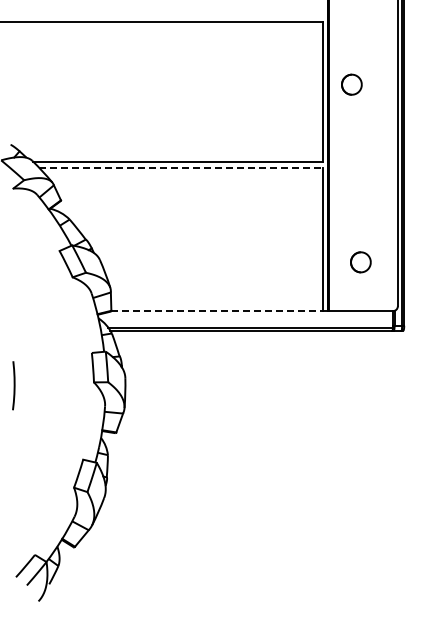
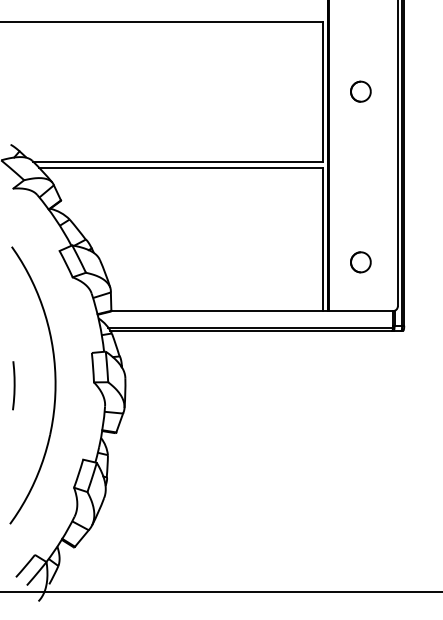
part position: (351, 84) -> (360, 91) (360, 91)
line: dashed -> solid (181, 167)
line: dashed -> solid (217, 311)
part: none -> present (54, 385)
line: none -> present (220, 592)
